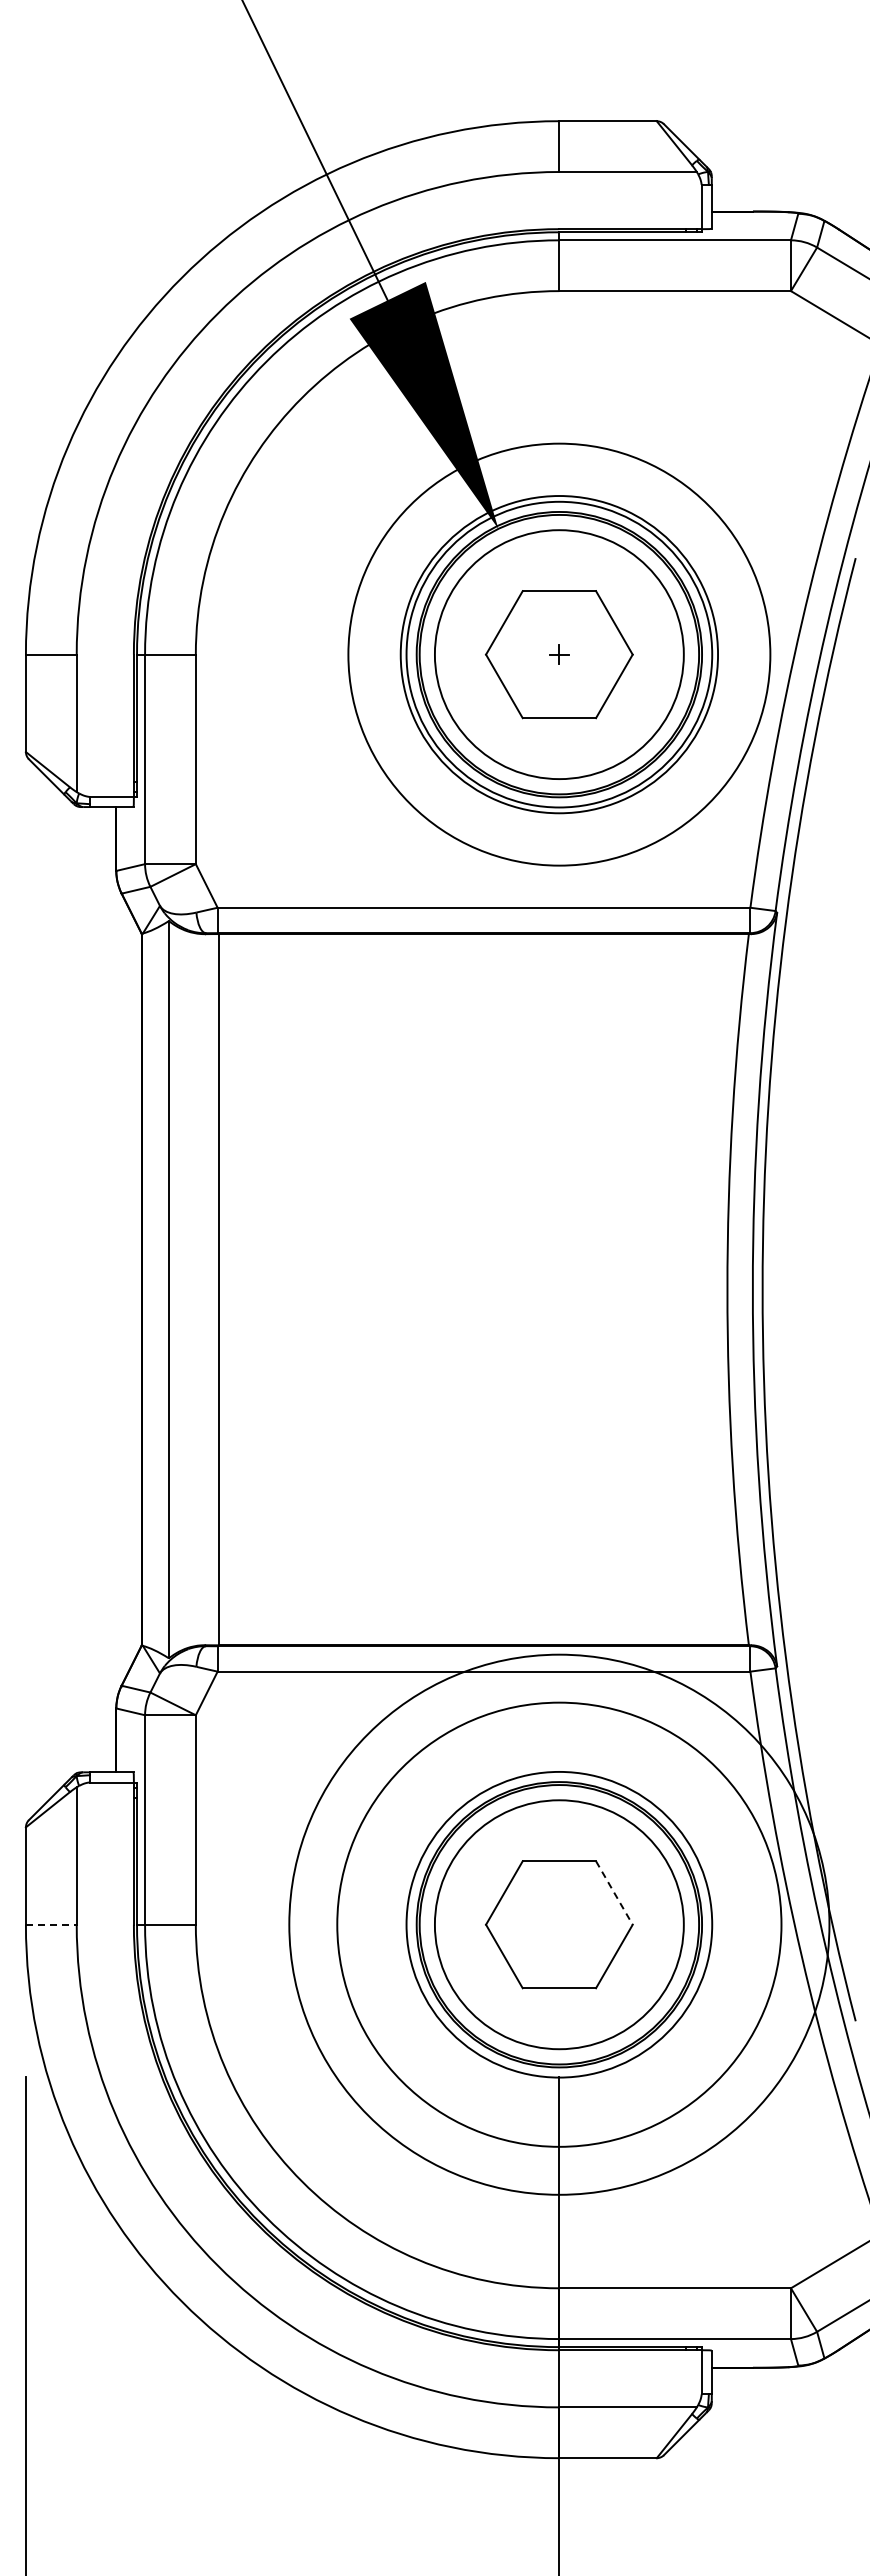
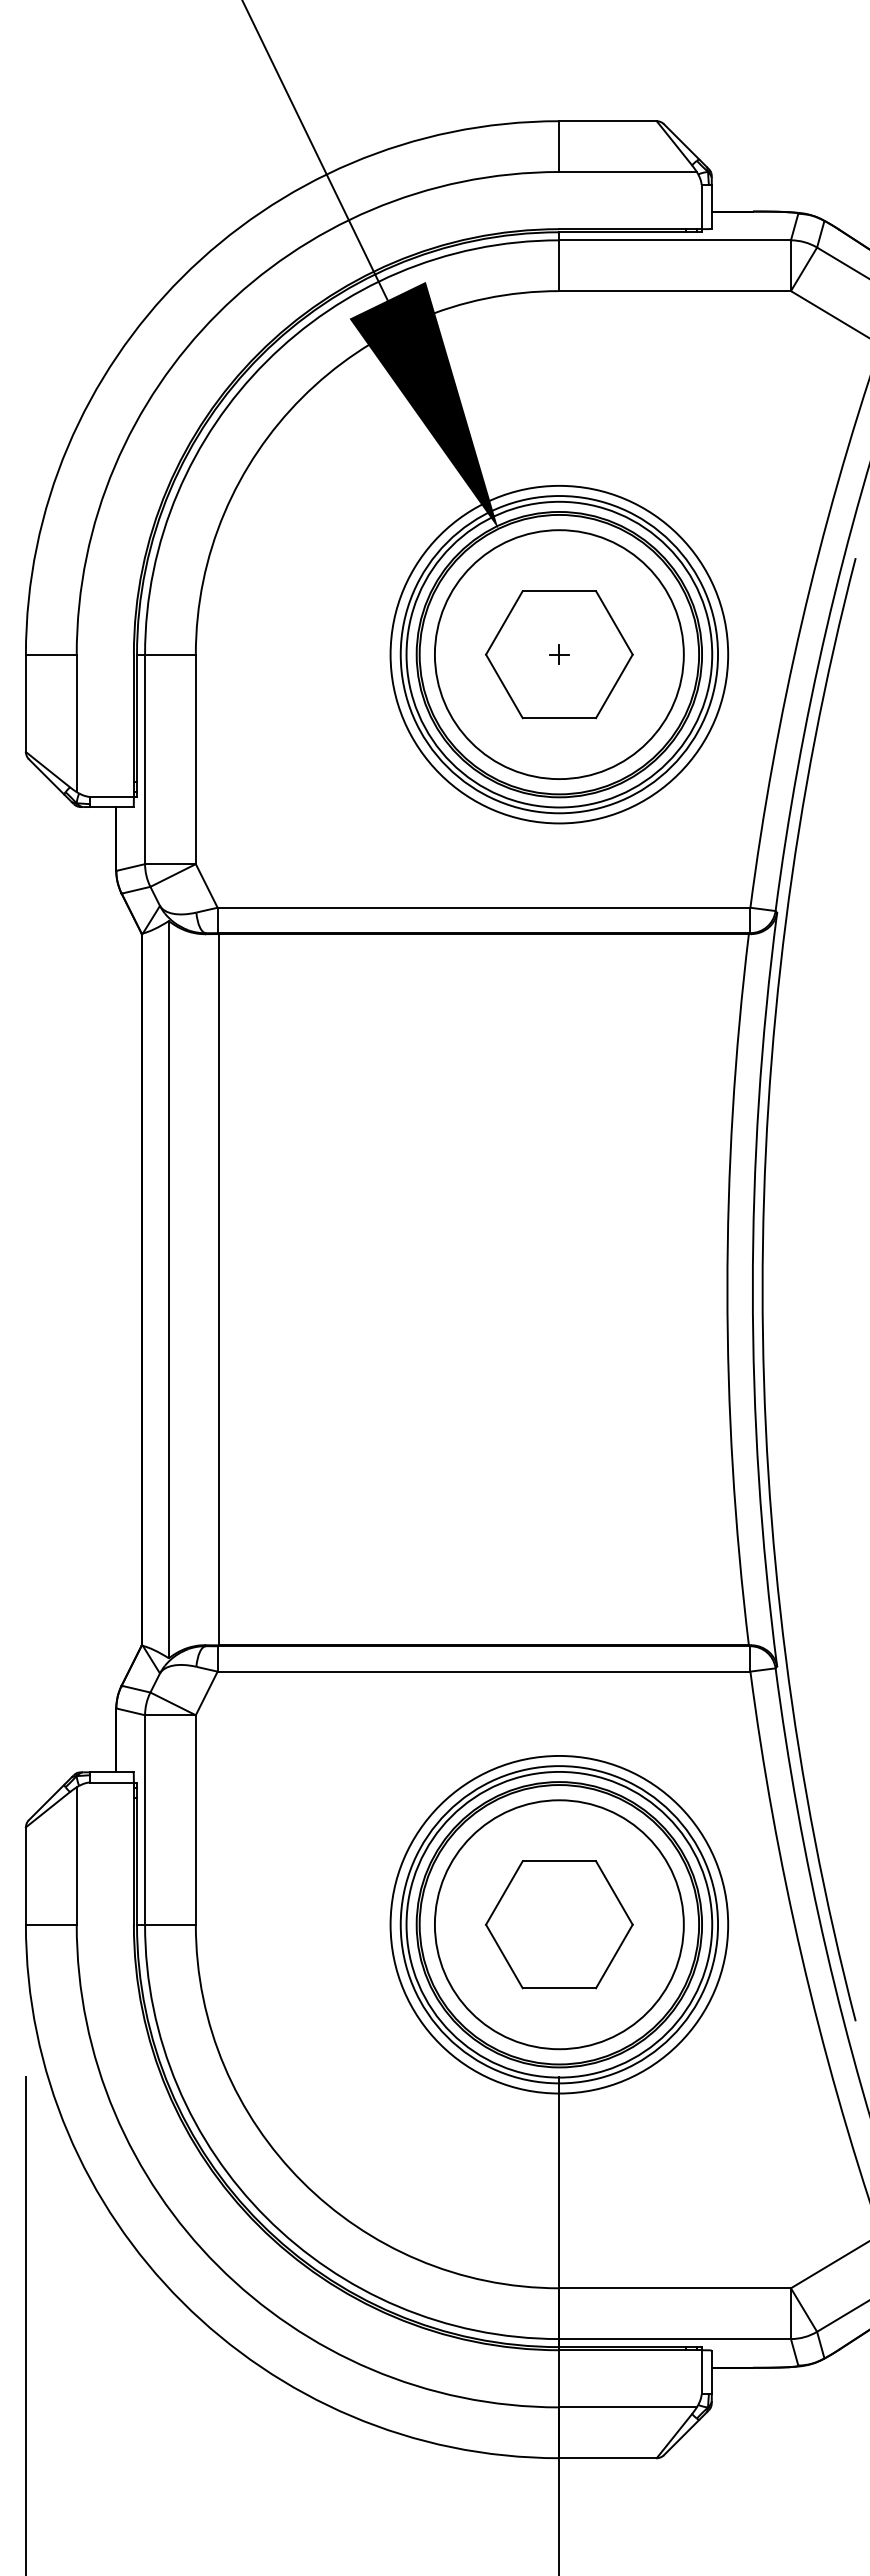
circle diameter: 422 px -> 338 px (559, 654)
line: dashed -> solid (614, 1893)
line: dashed -> solid (51, 1924)
circle diameter: 444 px -> 317 px (559, 1924)
circle diameter: 540 px -> 338 px (559, 1924)
